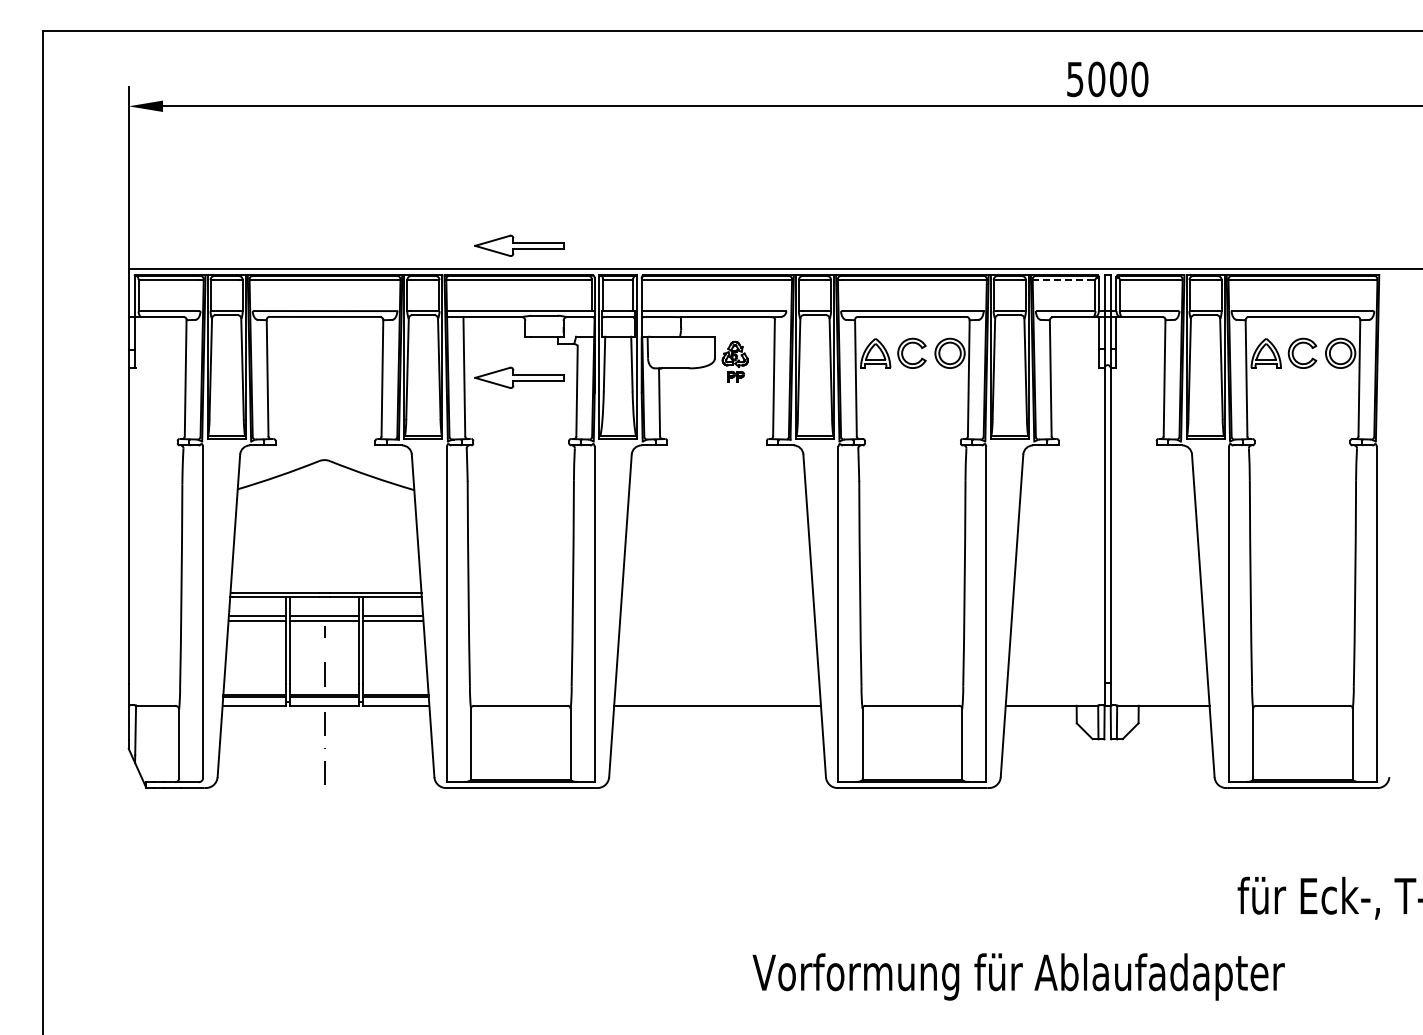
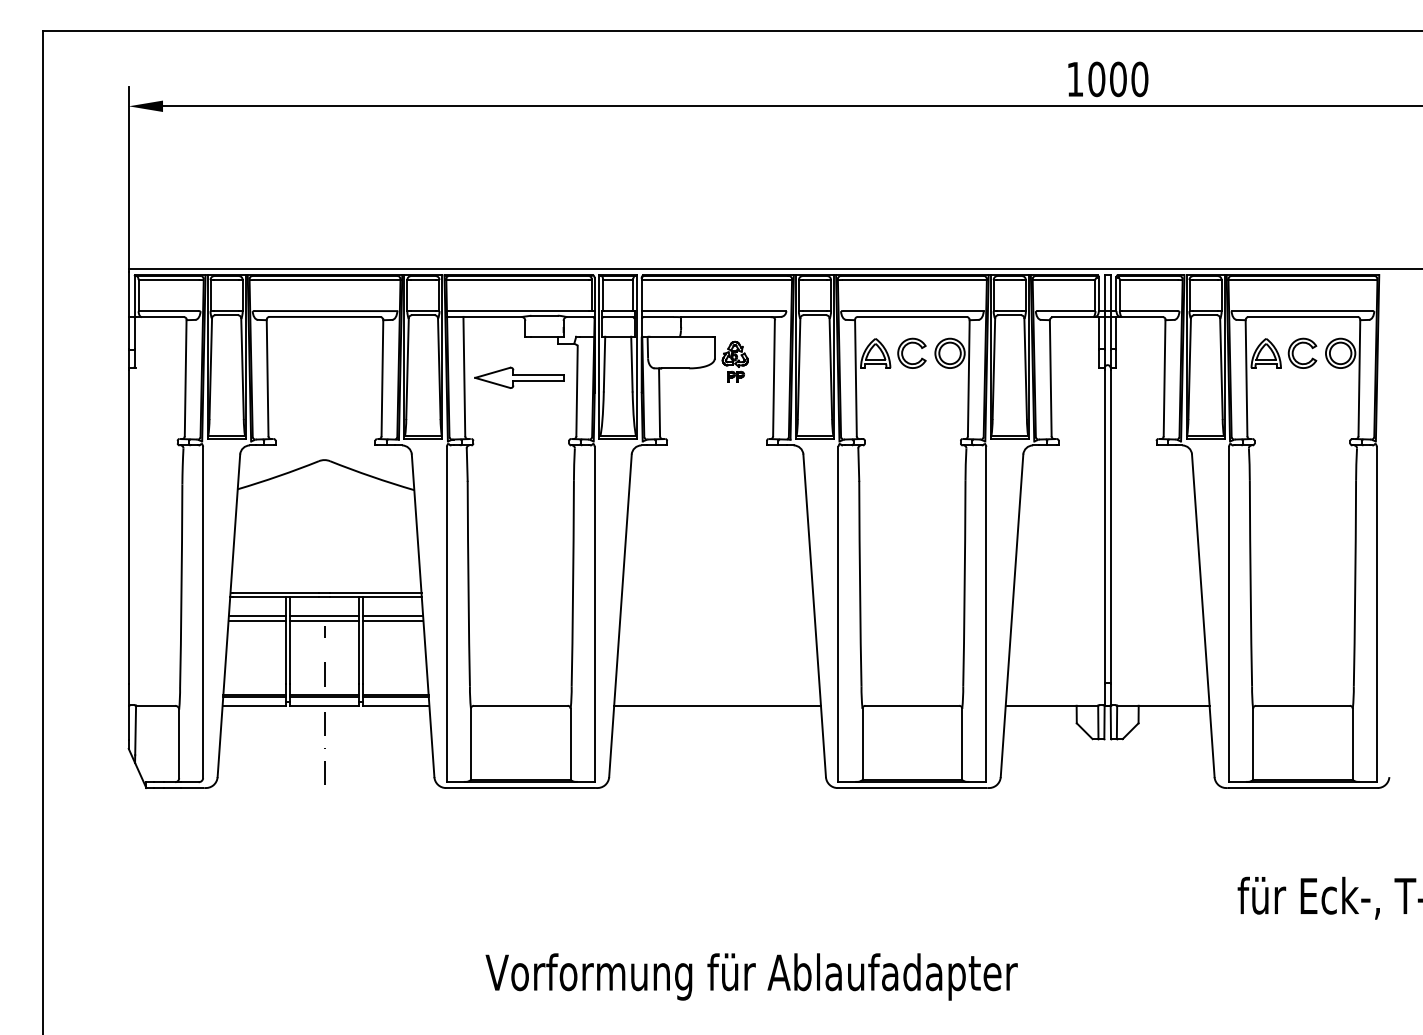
text: 5000 -> 1000 (1075, 79)
part: present -> none (519, 245)
line: dashed -> solid (1063, 280)
text position: (1018, 976) -> (751, 976) (751, 976)
